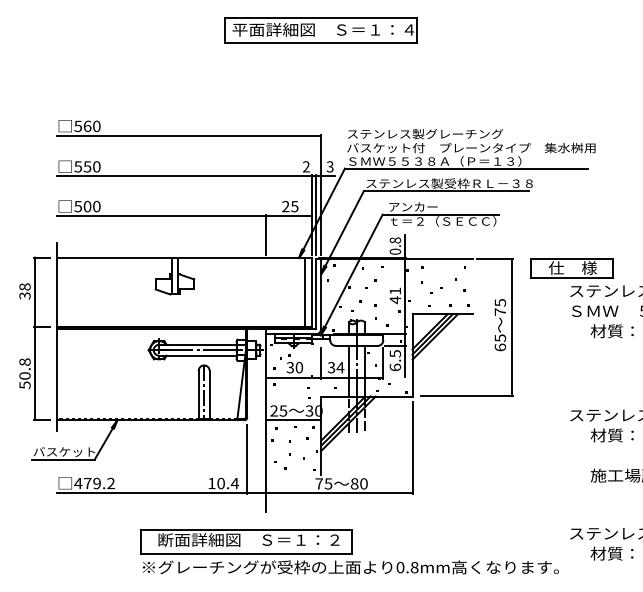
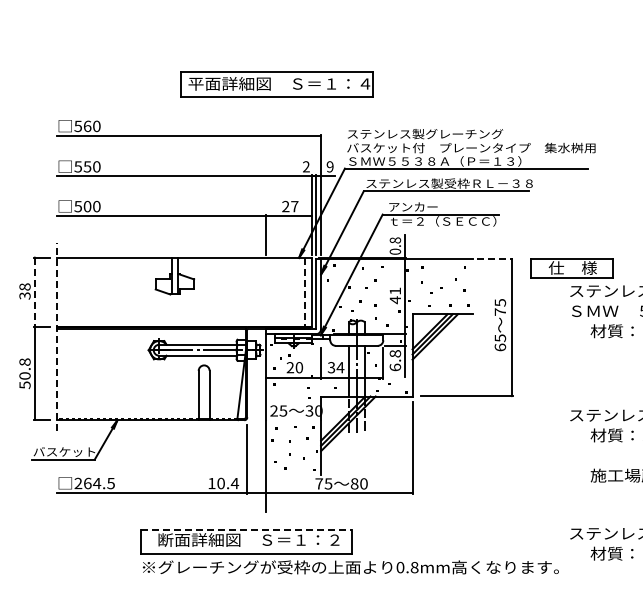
part position: (320, 30) -> (276, 84) (276, 84)
text: 3 -> 9 (329, 166)
text: 25 -> 27 (294, 206)
line: solid -> dashed (495, 259)
line: solid -> dashed (34, 292)
line: solid -> dashed (304, 292)
line: solid -> dashed (56, 336)
text: 6.5 -> 6.8 (394, 353)
text: 30 -> 20 (290, 367)
line: present -> none (204, 392)
line: present -> none (293, 420)
text: 479.2 -> 264.5 (94, 483)
line: solid -> dashed (246, 529)
